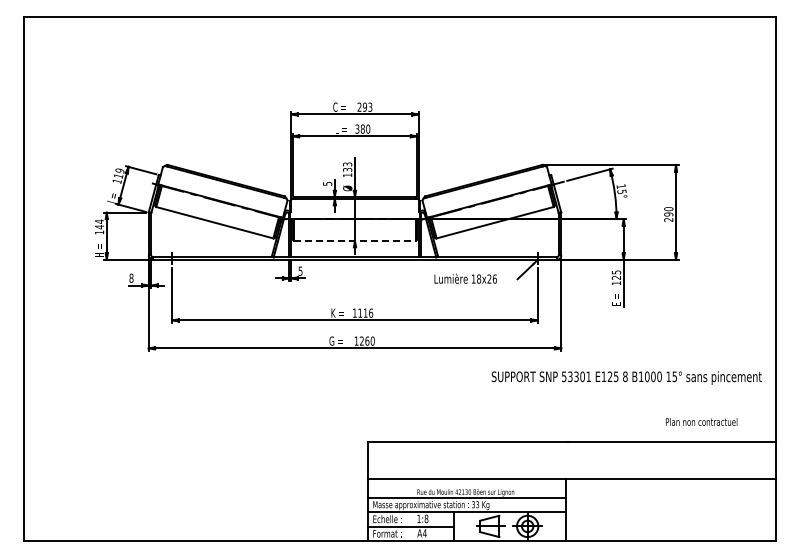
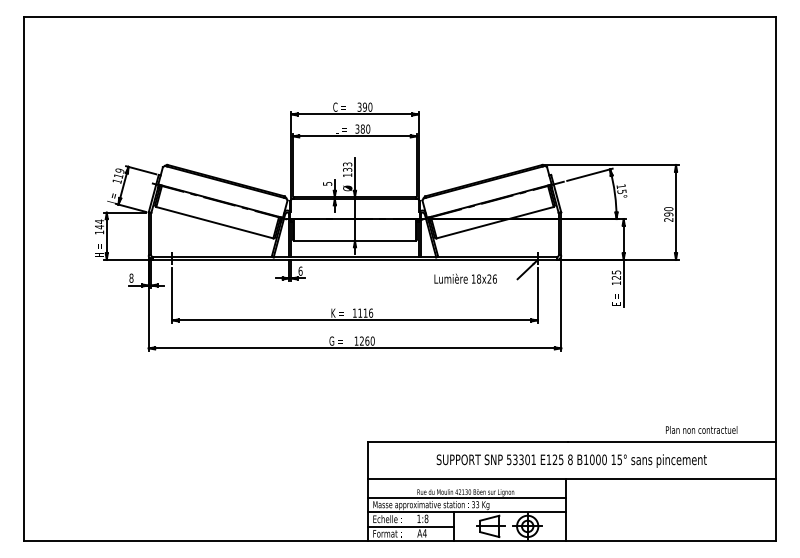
text: 293 -> 390 (364, 106)
line: dashed -> solid (355, 240)
text: 5 -> 6 (300, 270)
text position: (626, 377) -> (571, 460) (571, 460)
text position: (701, 421) -> (701, 429) (701, 429)
